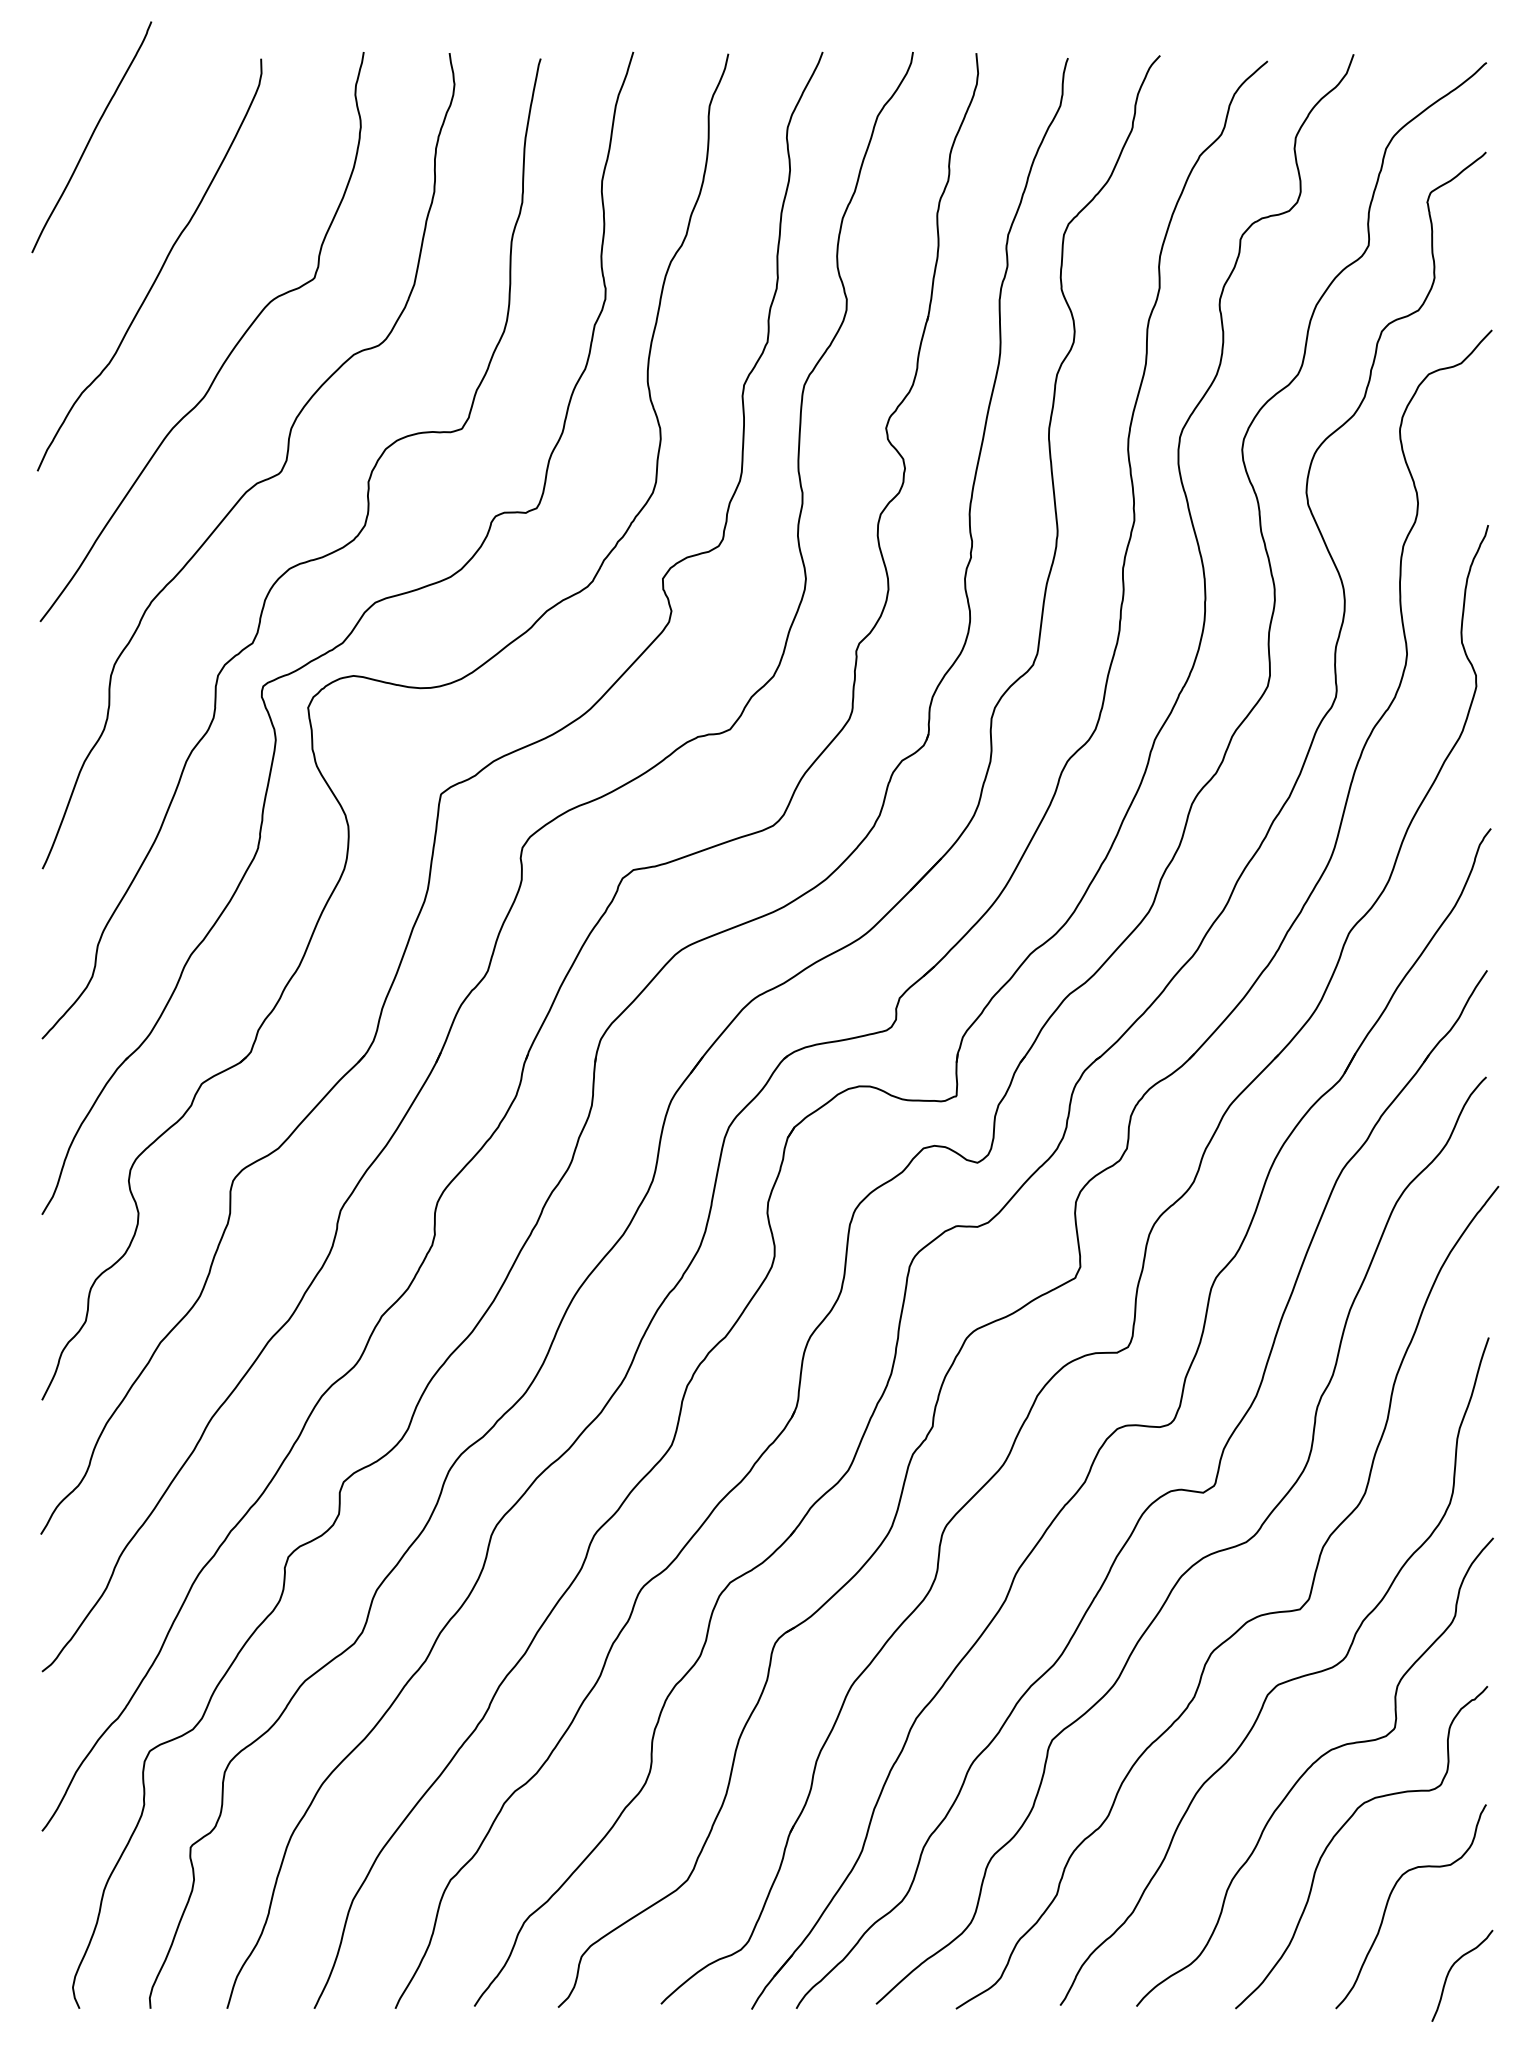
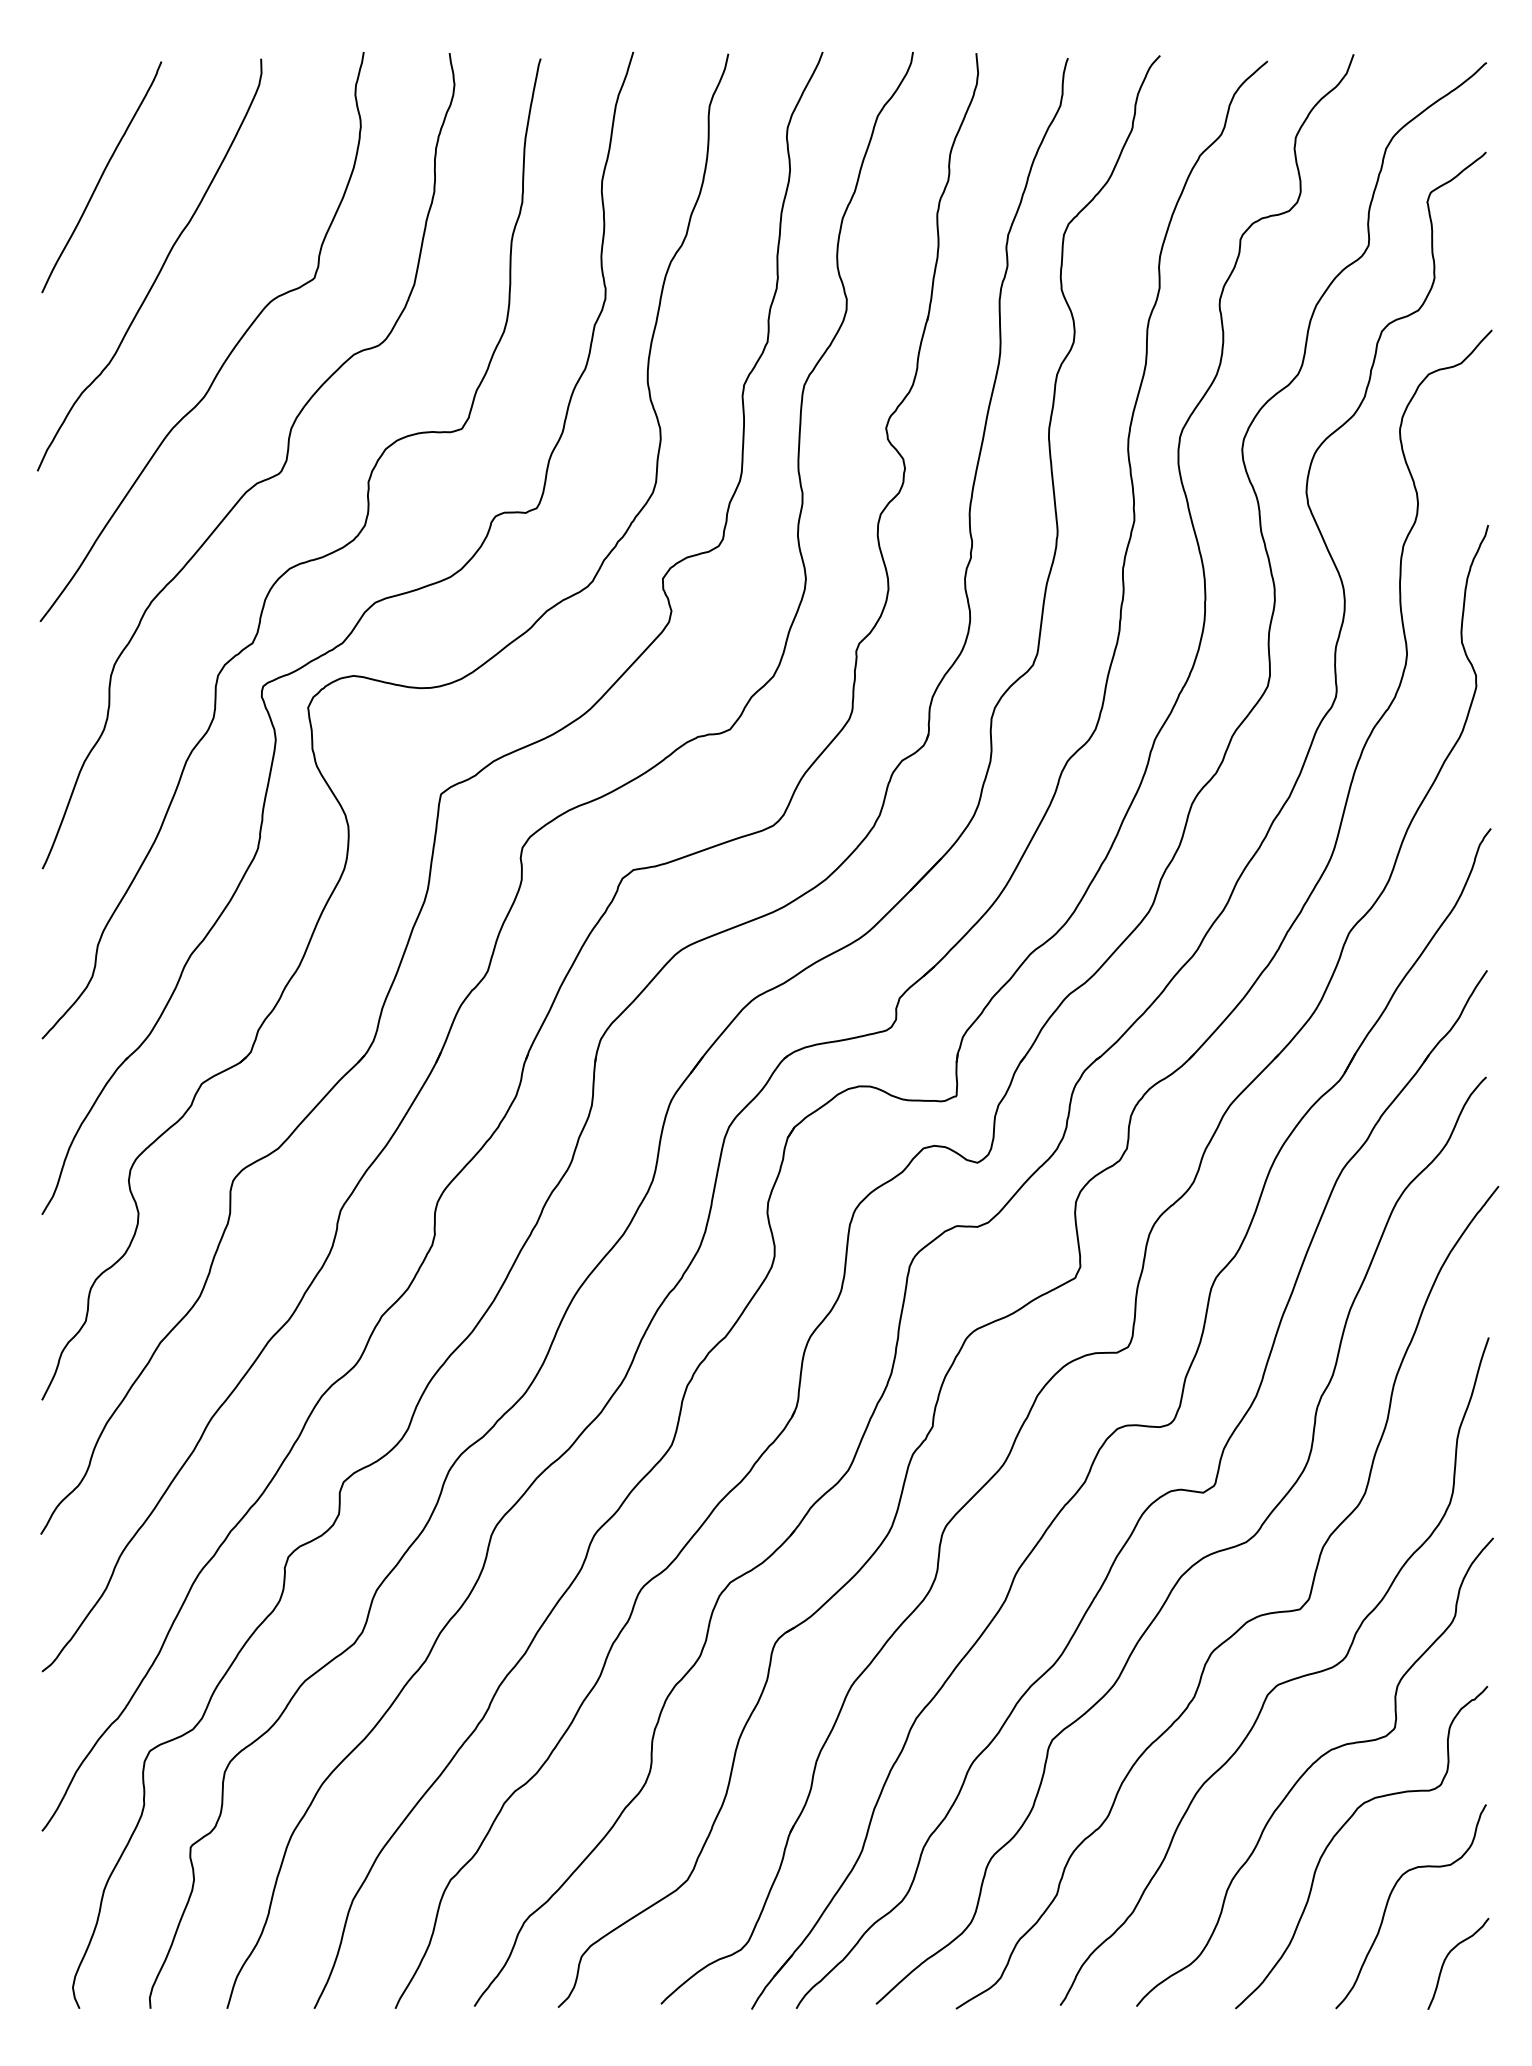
curve position: (91, 137) -> (101, 177) (101, 177)
curve position: (1451, 1969) -> (1447, 1957) (1447, 1957)
